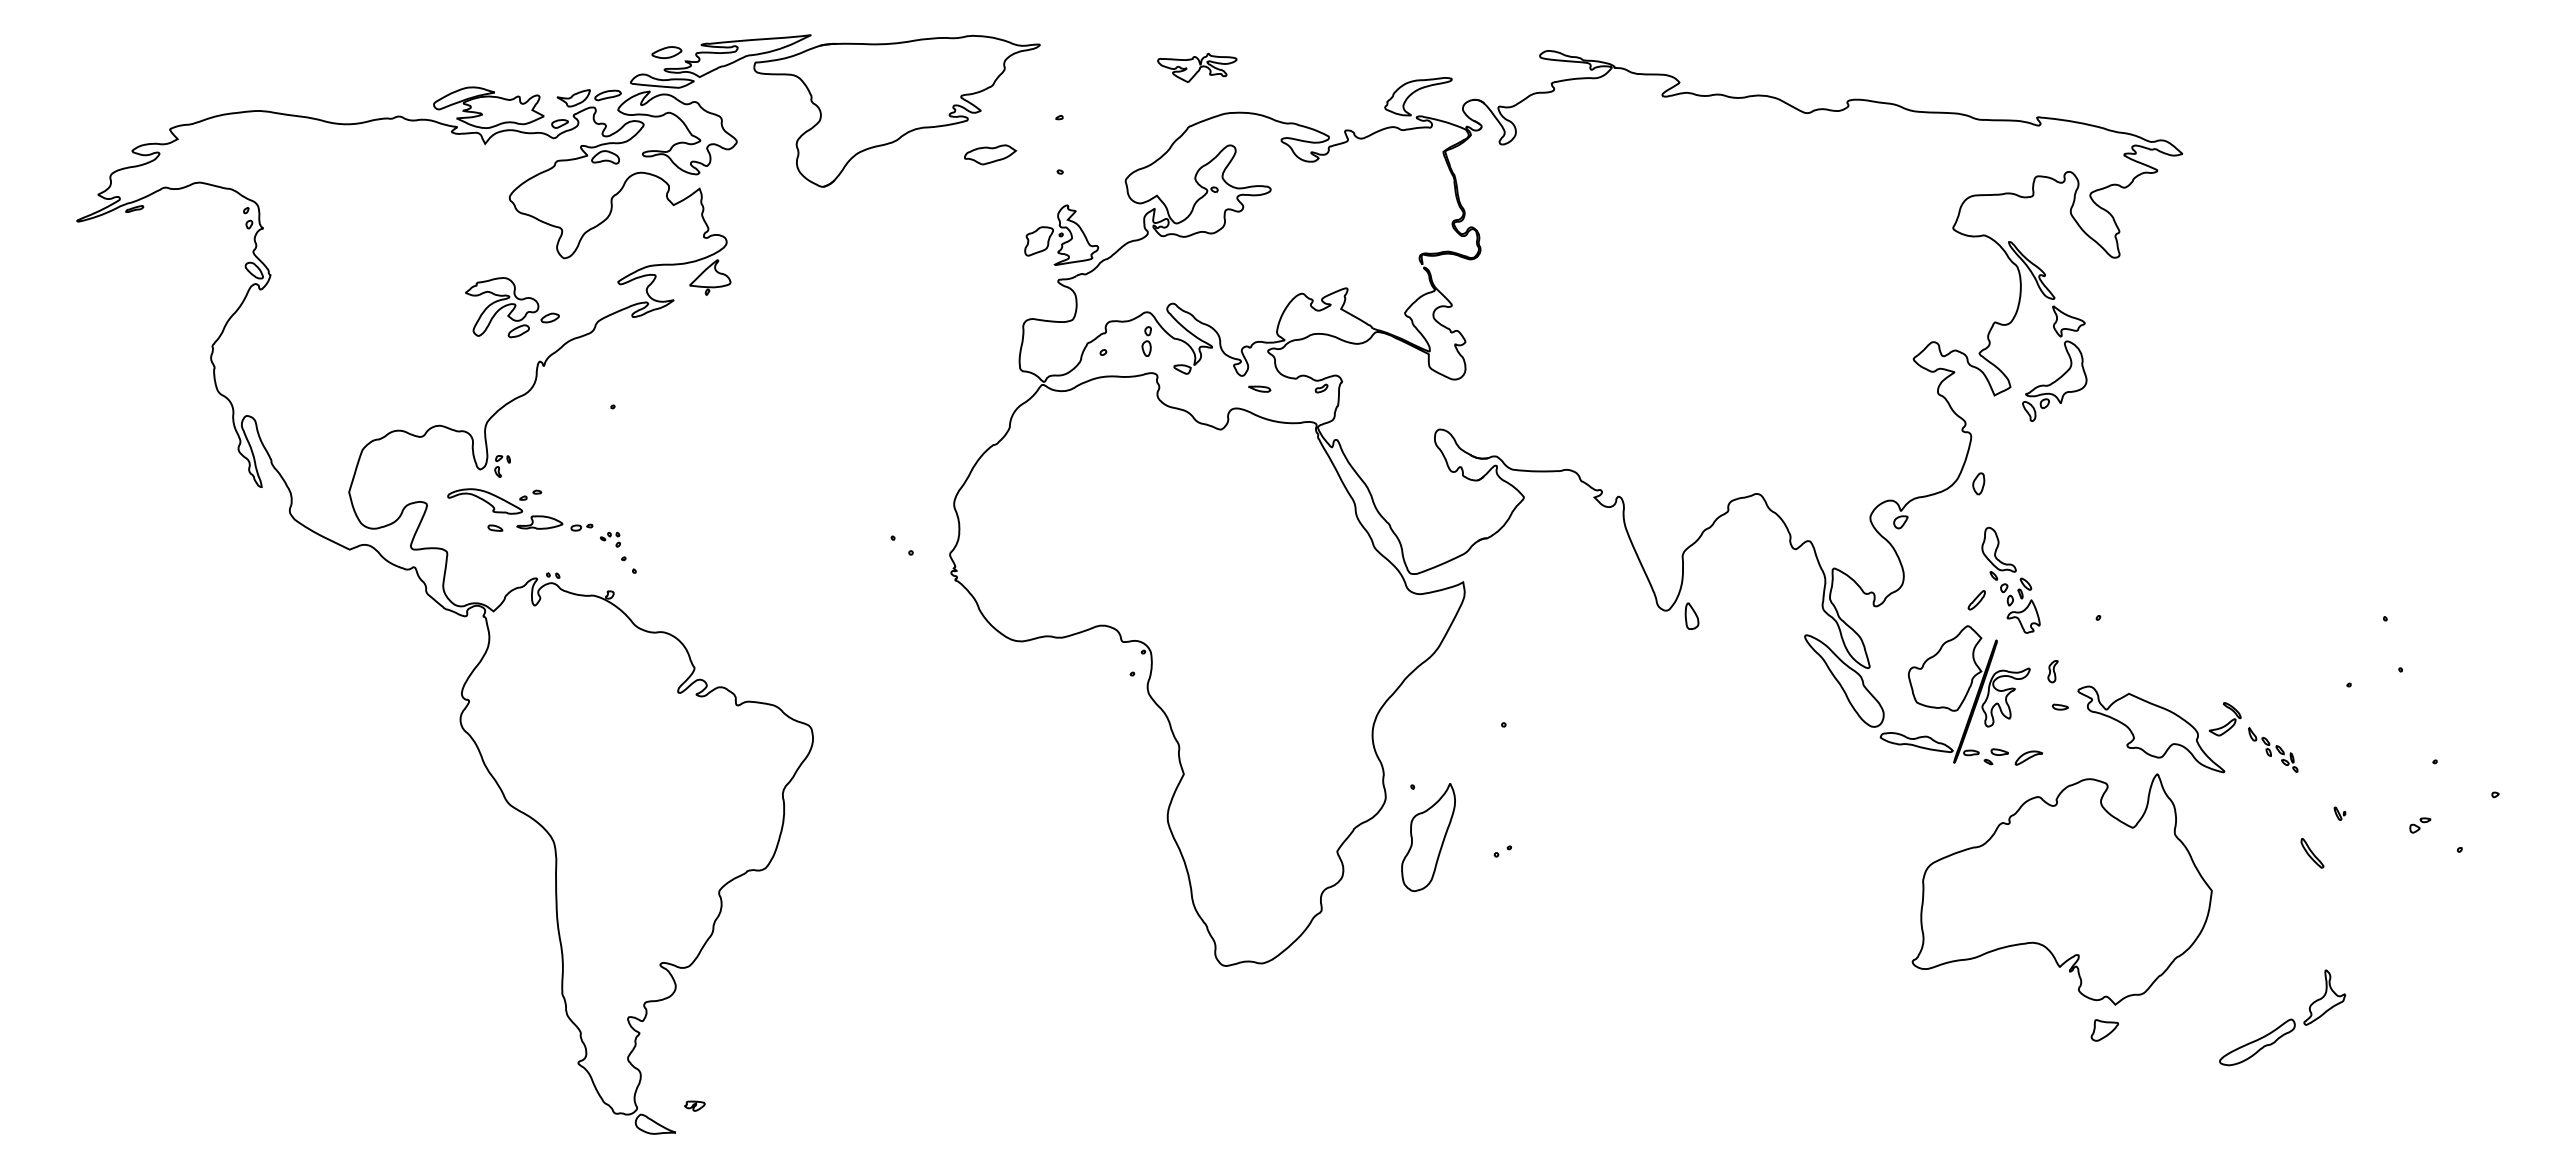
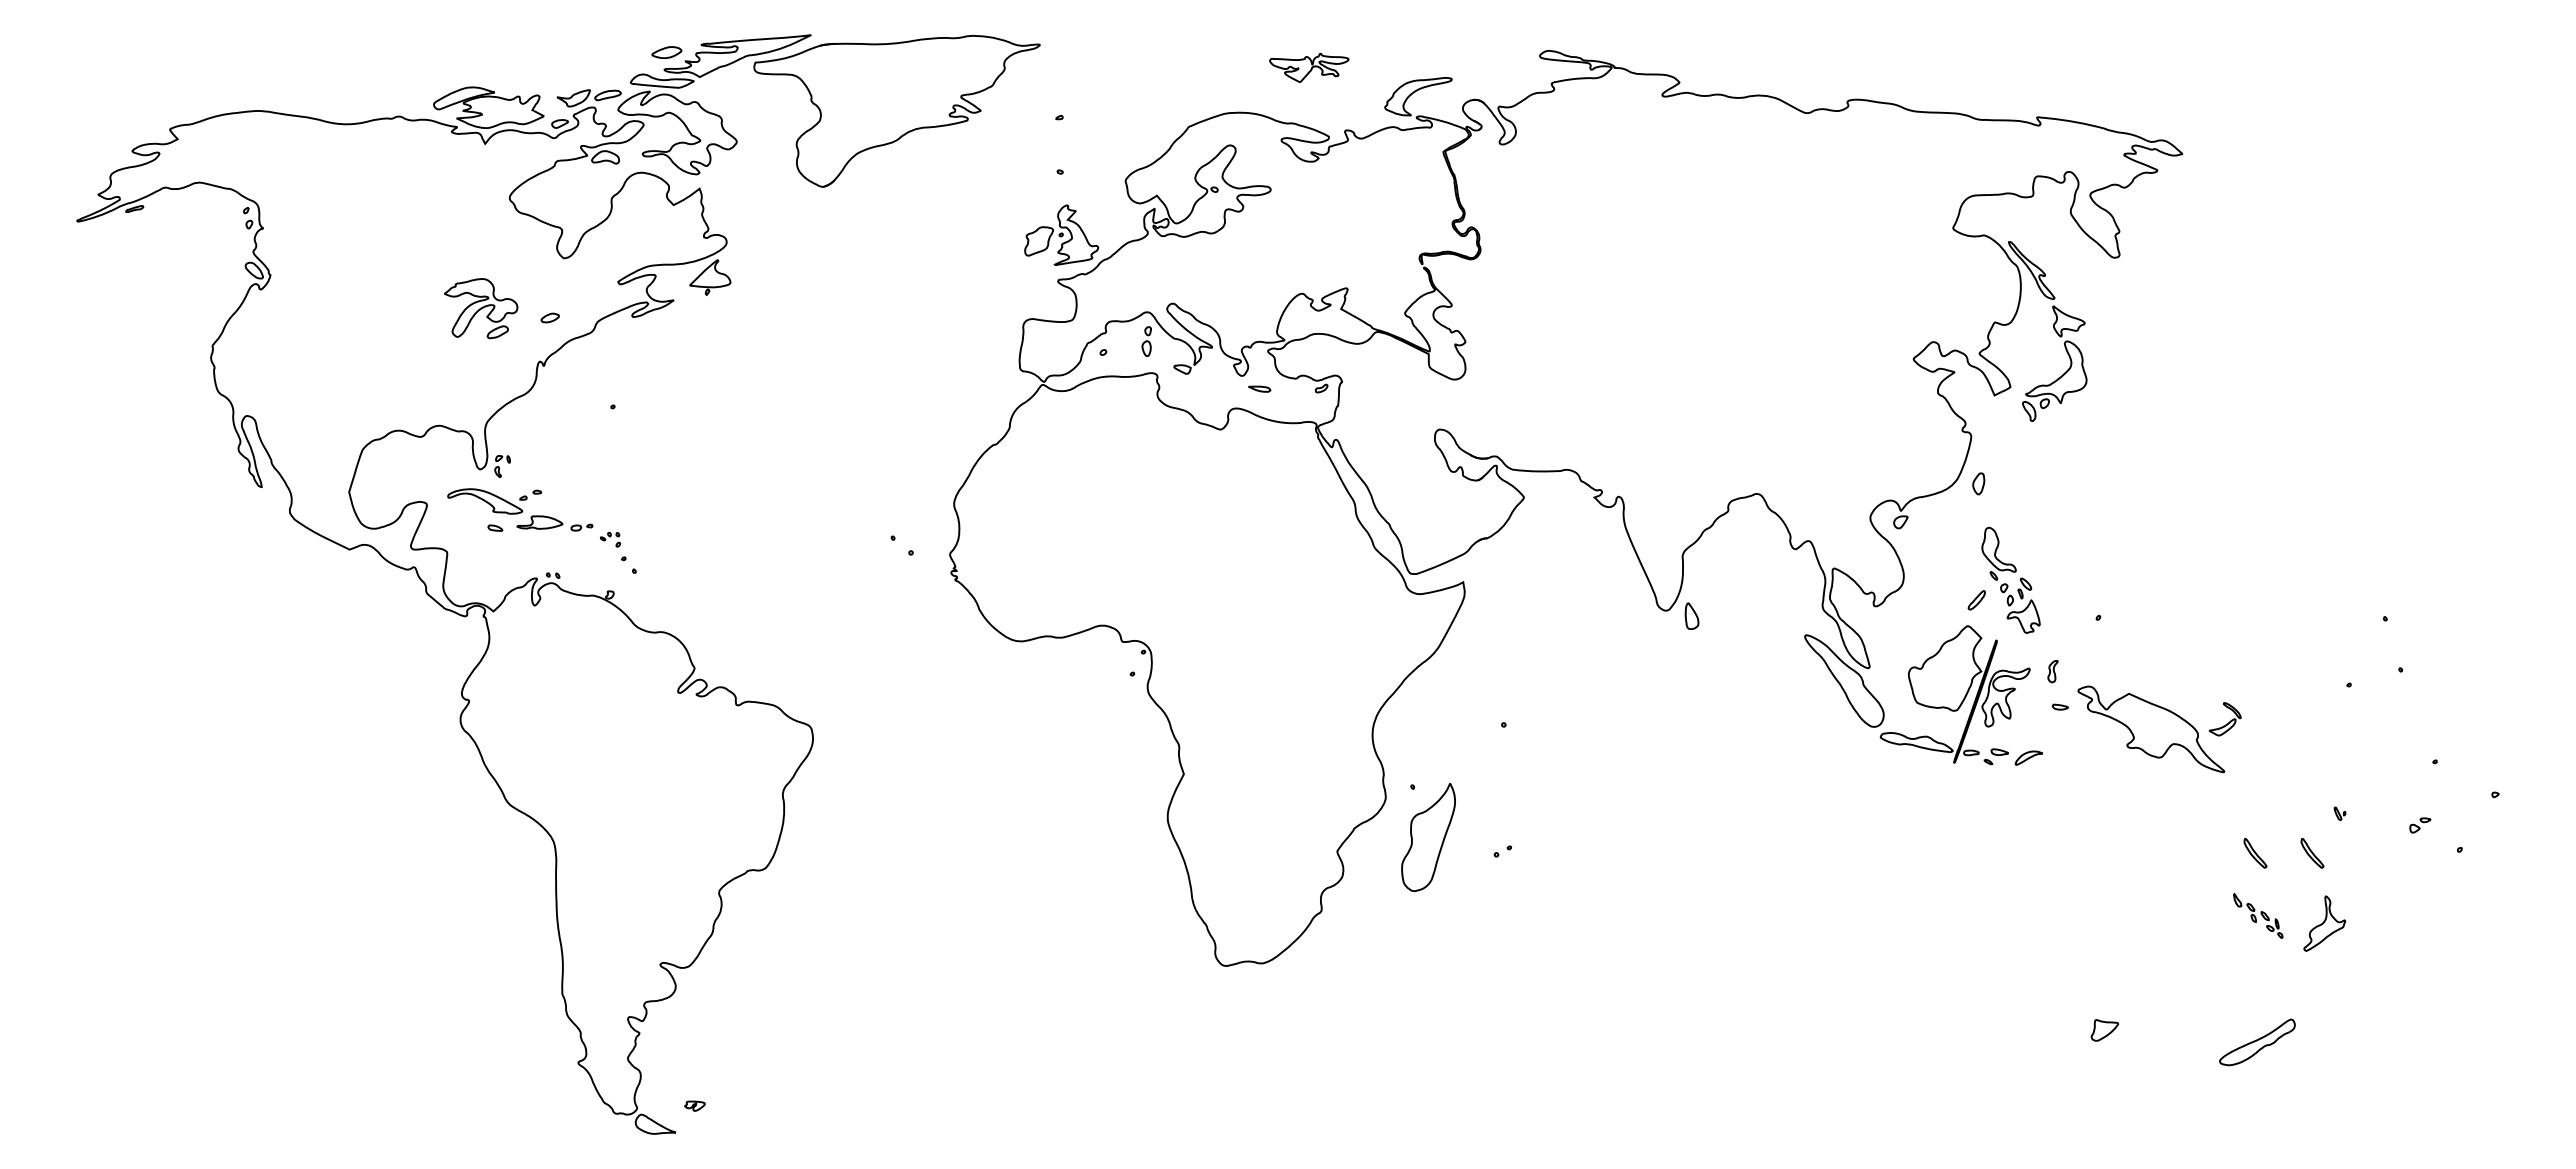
part position: (1197, 67) -> (1309, 67) (1309, 67)
part: present -> none (990, 154)
part position: (502, 307) -> (481, 308) (481, 308)
part position: (2273, 749) -> (2258, 915) (2258, 915)
part: none -> present (2255, 853)
part: present -> none (2061, 889)
part position: (2324, 997) -> (2324, 923) (2324, 923)
